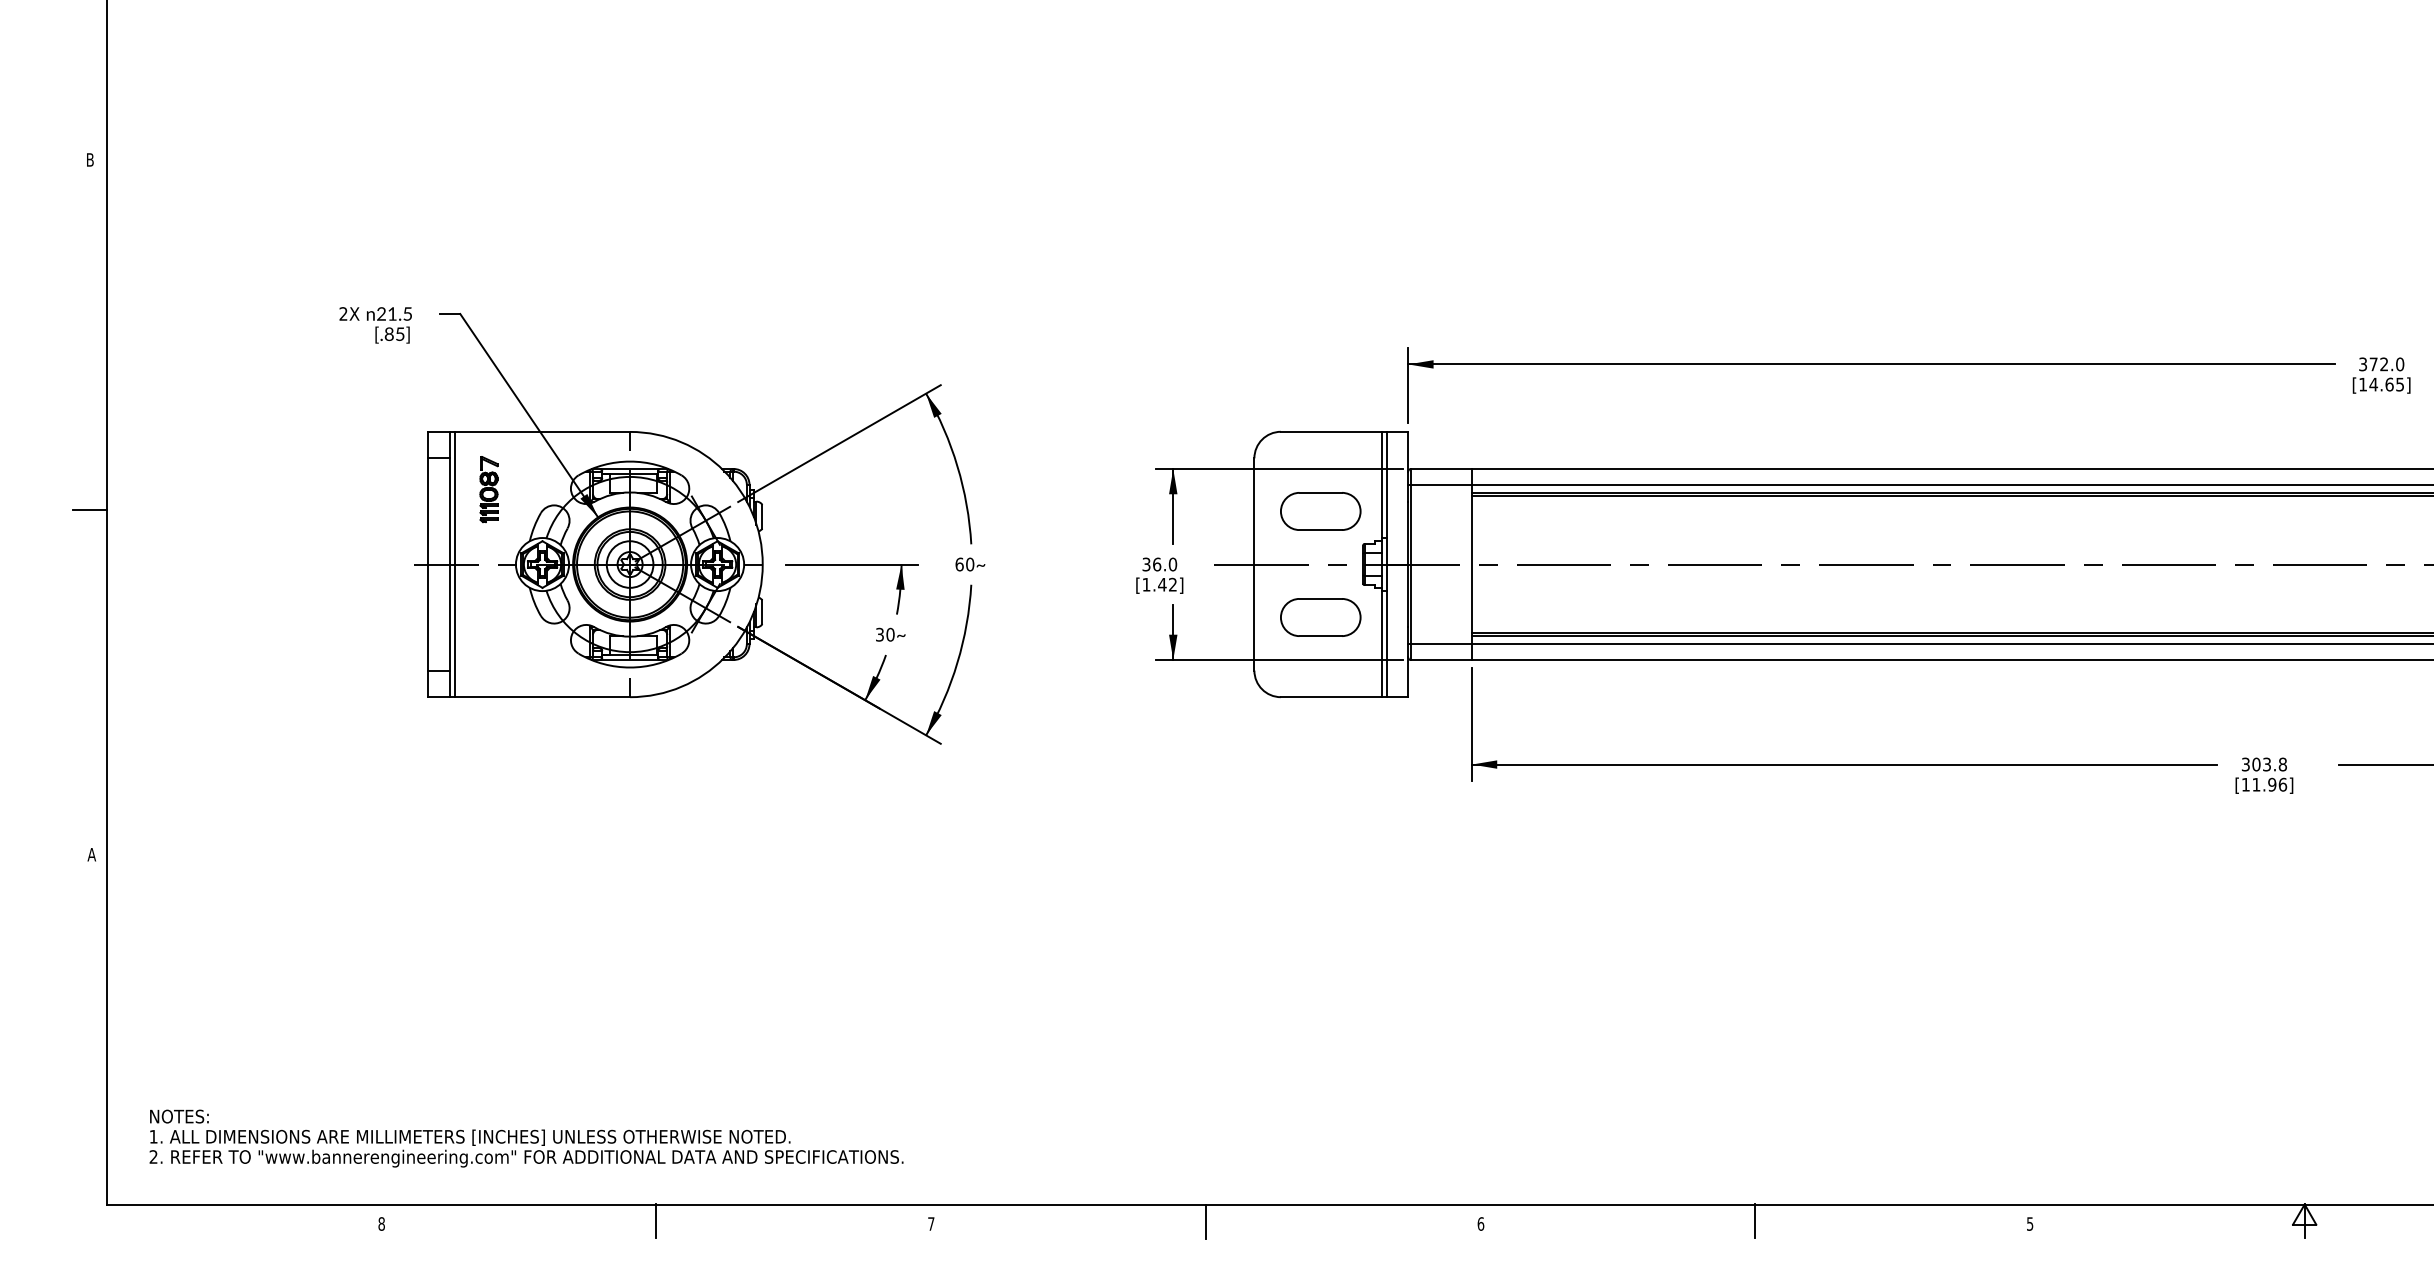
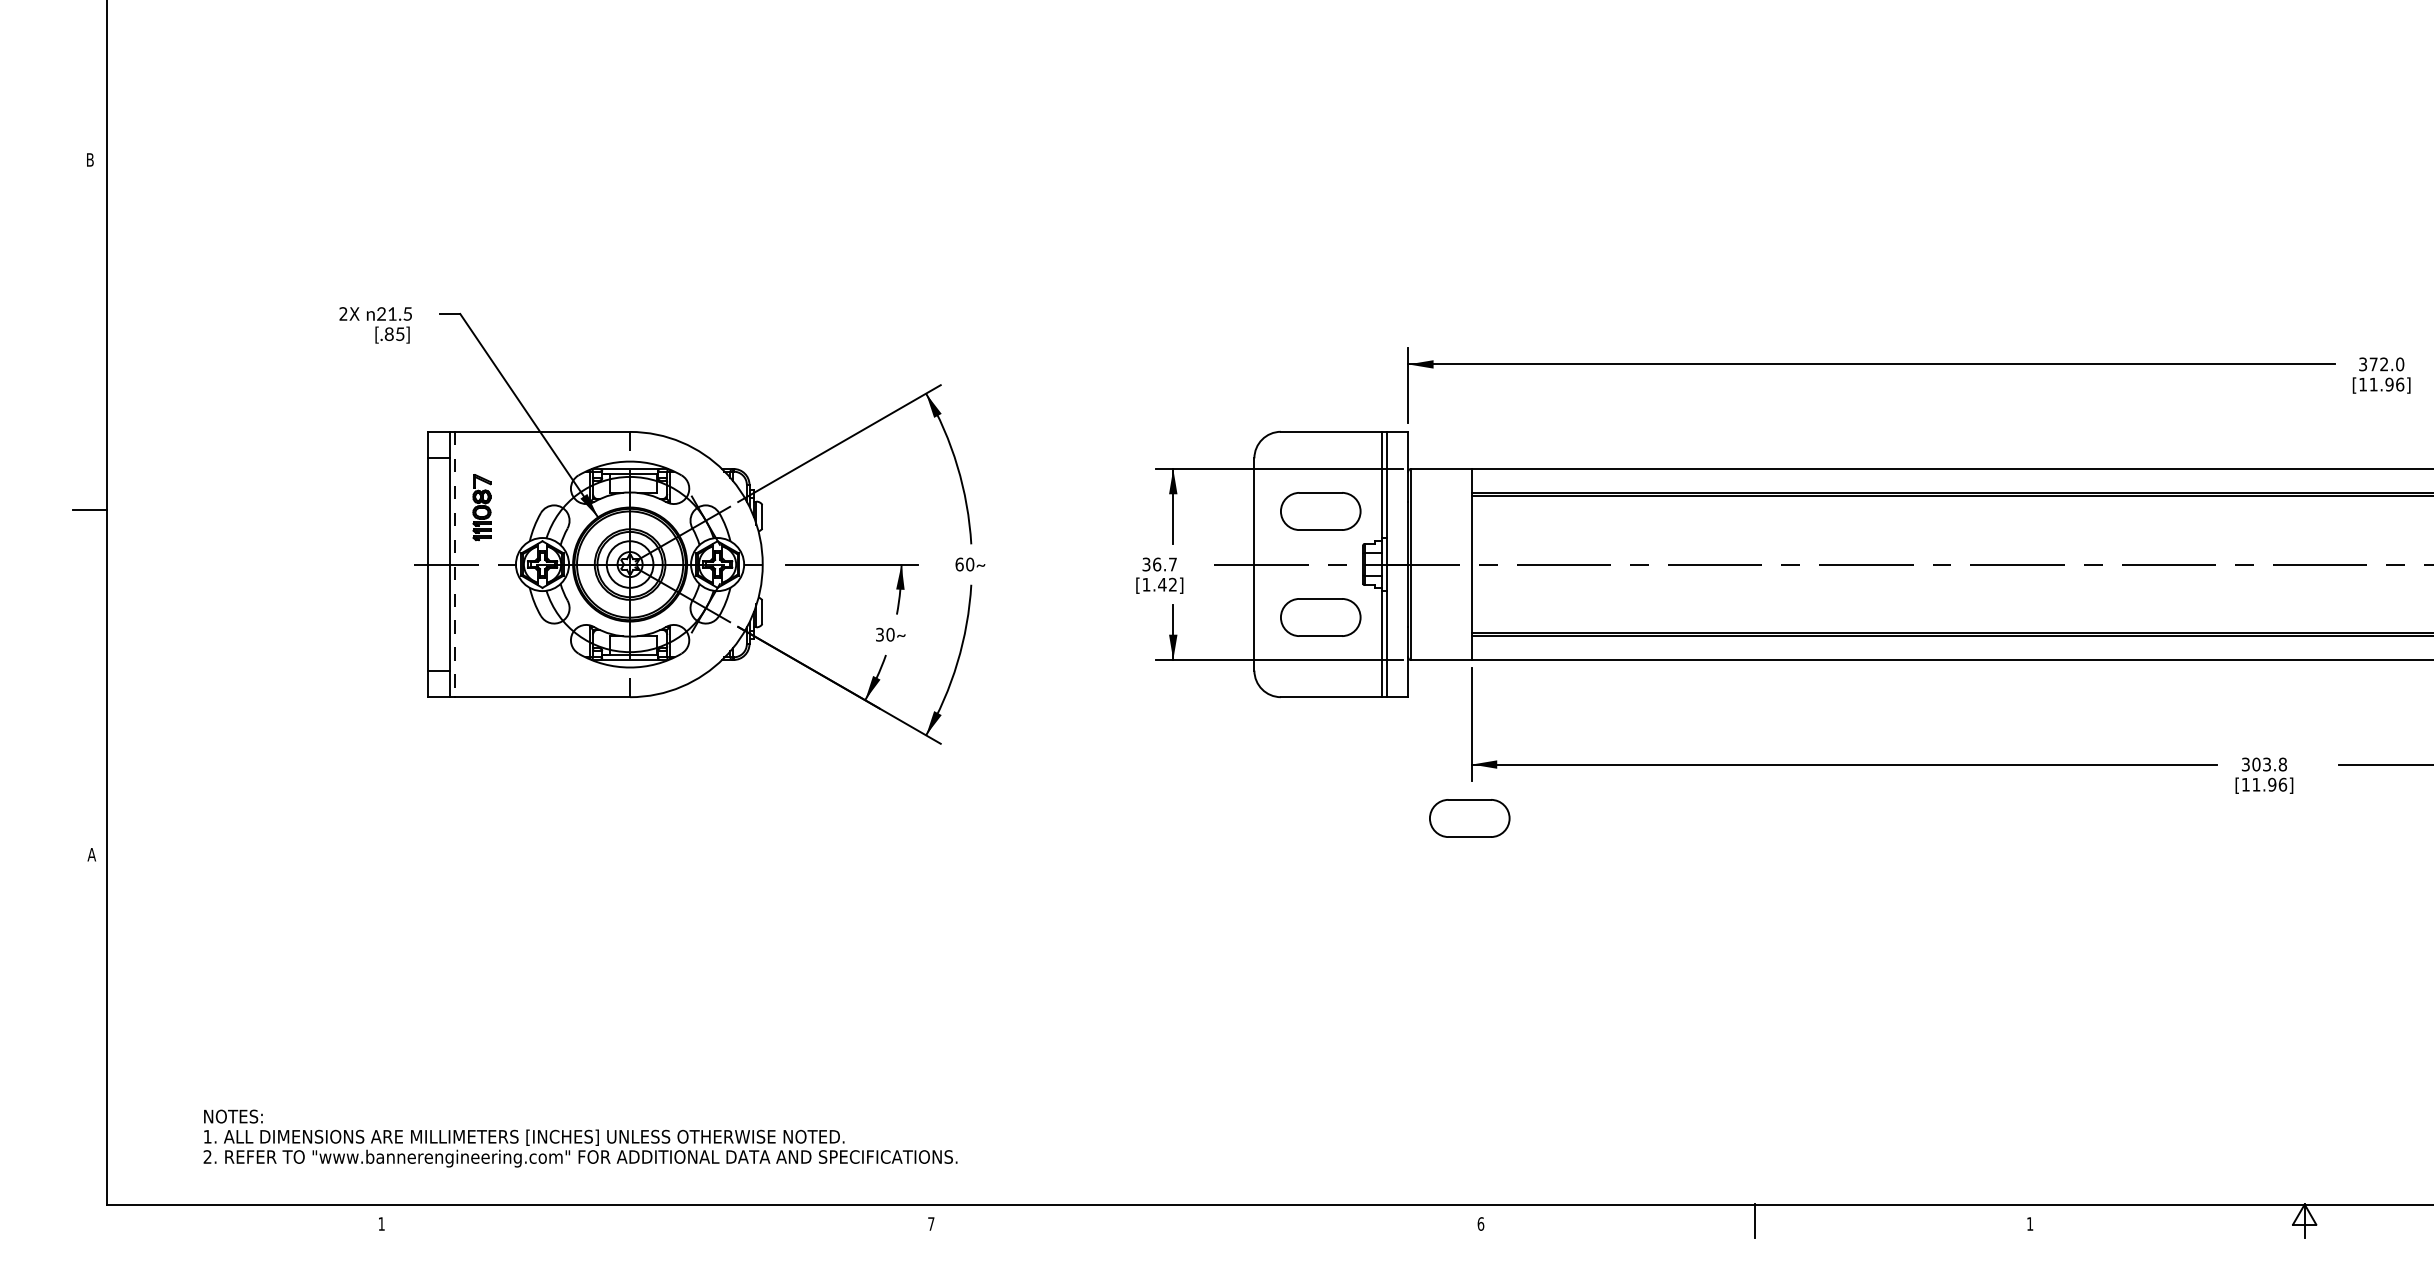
text: [14.65] -> [11.96] (2386, 384)
line: present -> none (1919, 484)
part position: (488, 489) -> (481, 507) (481, 507)
line: solid -> dashed (455, 564)
text: 36.0 -> 36.7 (1172, 564)
line: present -> none (1919, 644)
part: none -> present (1469, 818)
text position: (526, 1138) -> (580, 1138) (580, 1138)
line: present -> none (656, 1221)
line: present -> none (1205, 1221)
text: 8 -> 1 (381, 1223)
text: 5 -> 1 (2030, 1223)
